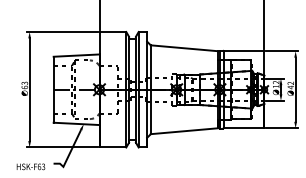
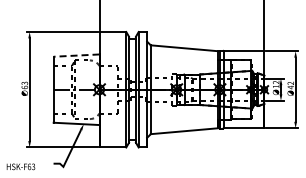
line: solid -> dashed (76, 55)
text position: (30, 166) -> (20, 166) (20, 166)
